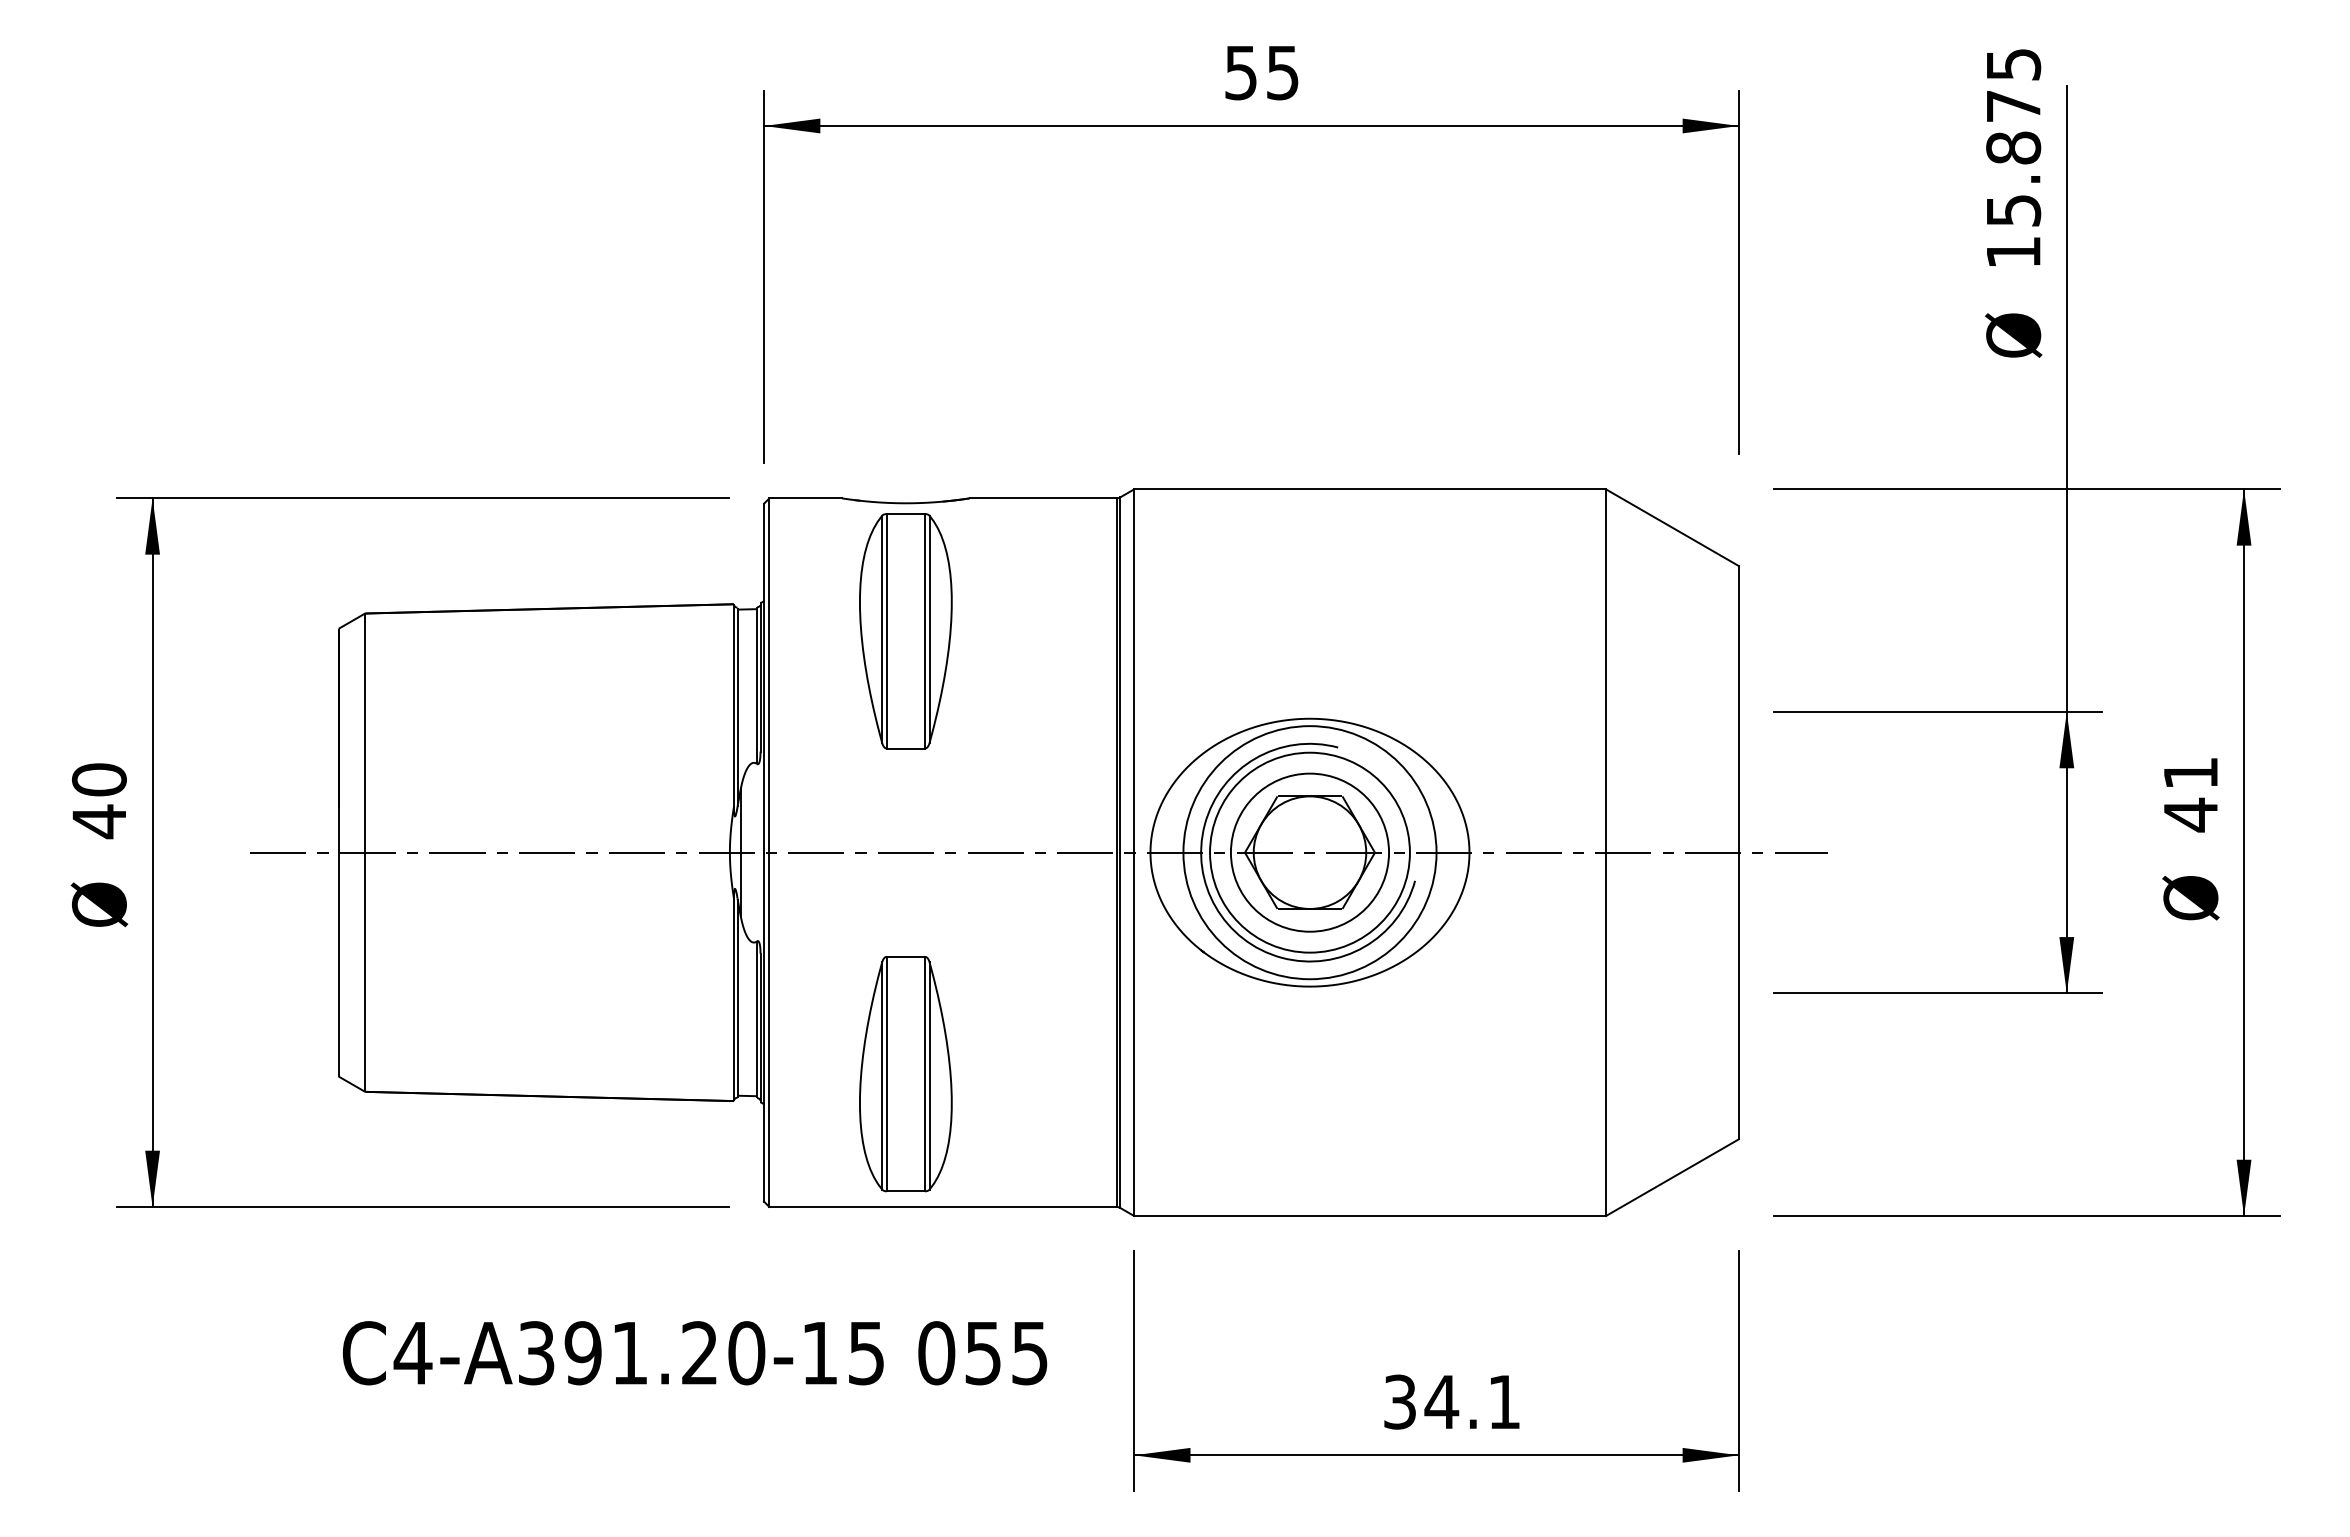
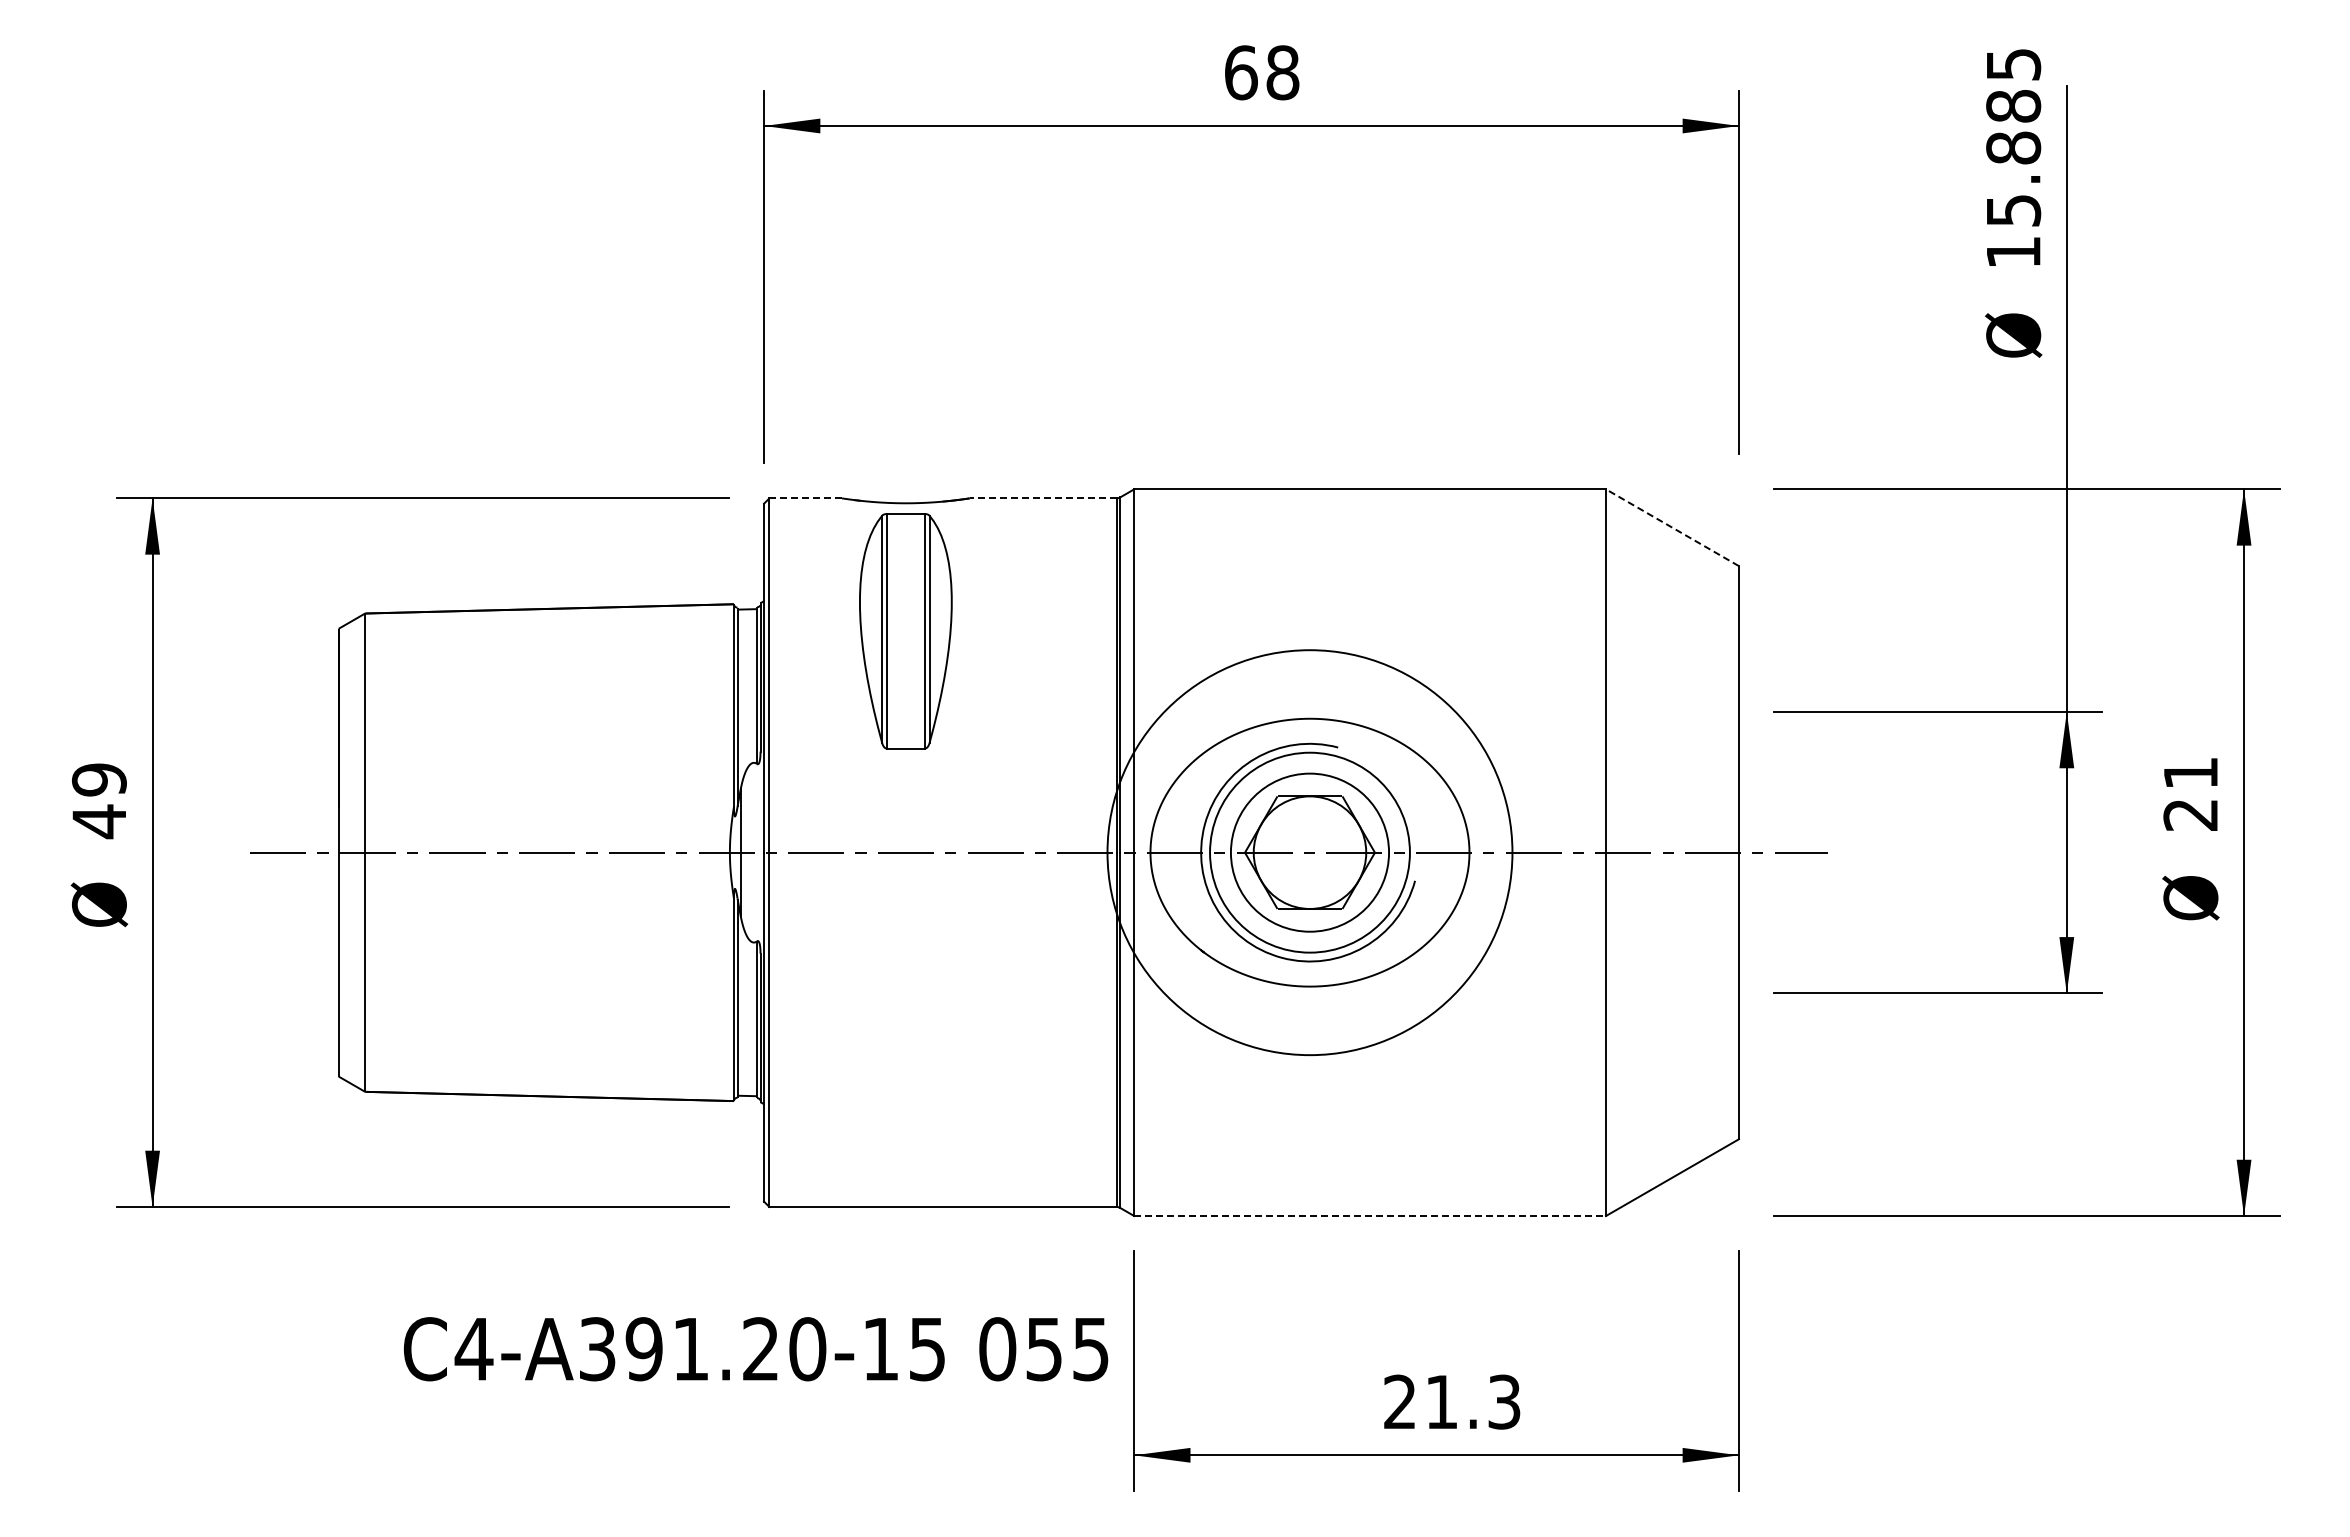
text: 55 -> 68 (1262, 72)
text: 15.875 -> 15.885 (2013, 106)
line: solid -> dashed (805, 498)
line: solid -> dashed (1043, 498)
line: solid -> dashed (1672, 527)
text: 40 -> 49 (99, 779)
text: 41 -> 21 (2190, 814)
circle diameter: 253 px -> 405 px (1309, 852)
part: present -> none (905, 1074)
line: solid -> dashed (1370, 1216)
text position: (694, 1353) -> (755, 1349) (755, 1349)
text: 34.1 -> 21.3 (1452, 1401)
